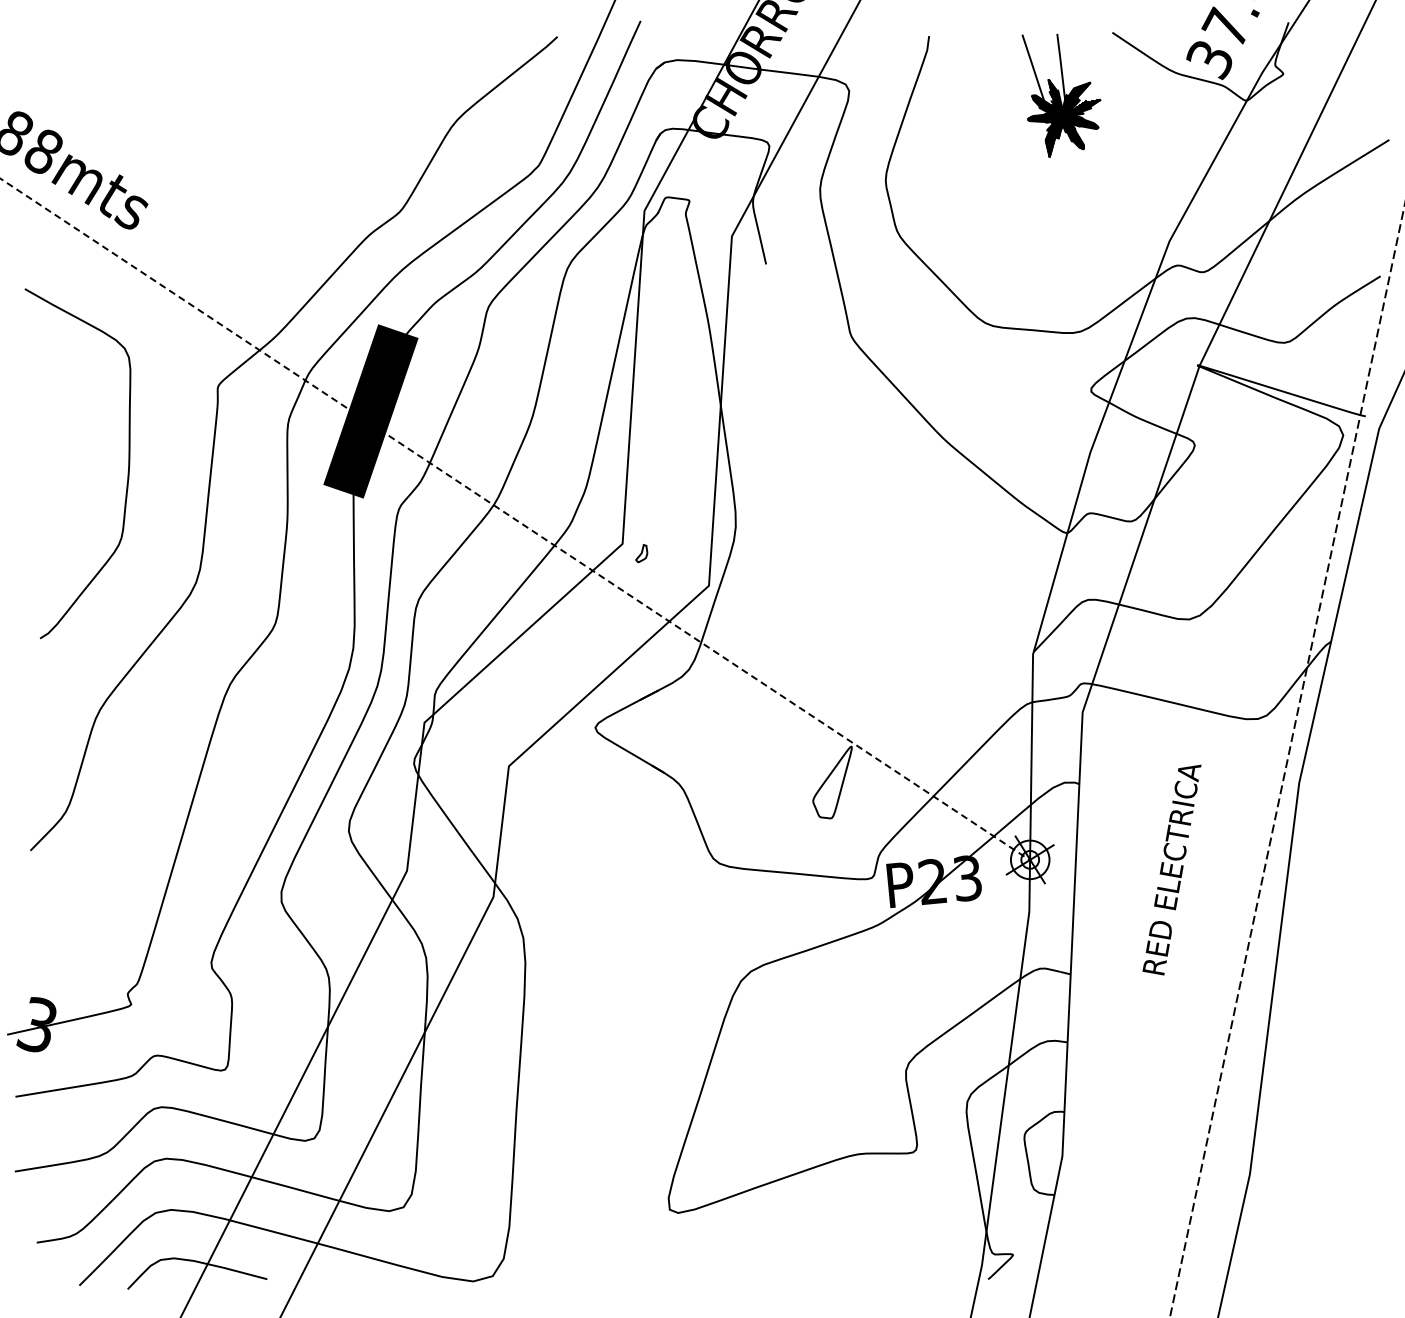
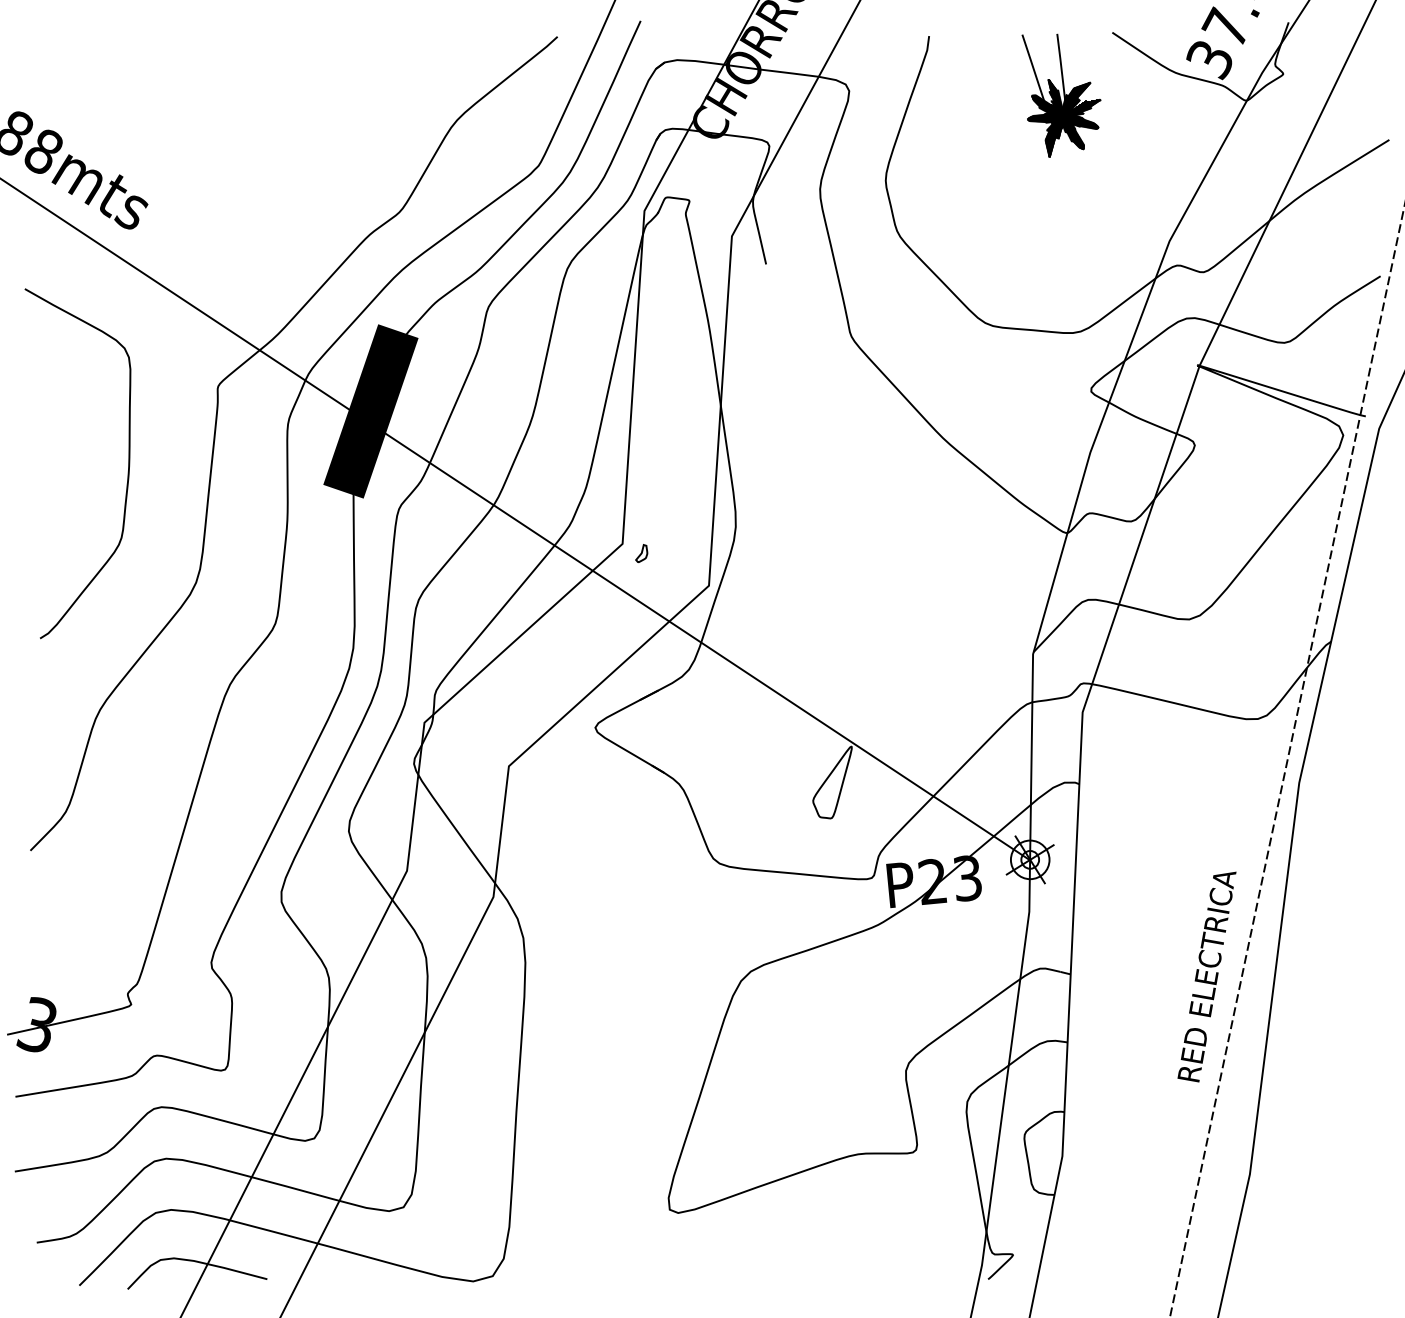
line: dashed -> solid (515, 519)
text position: (1171, 869) -> (1206, 976) (1206, 976)
